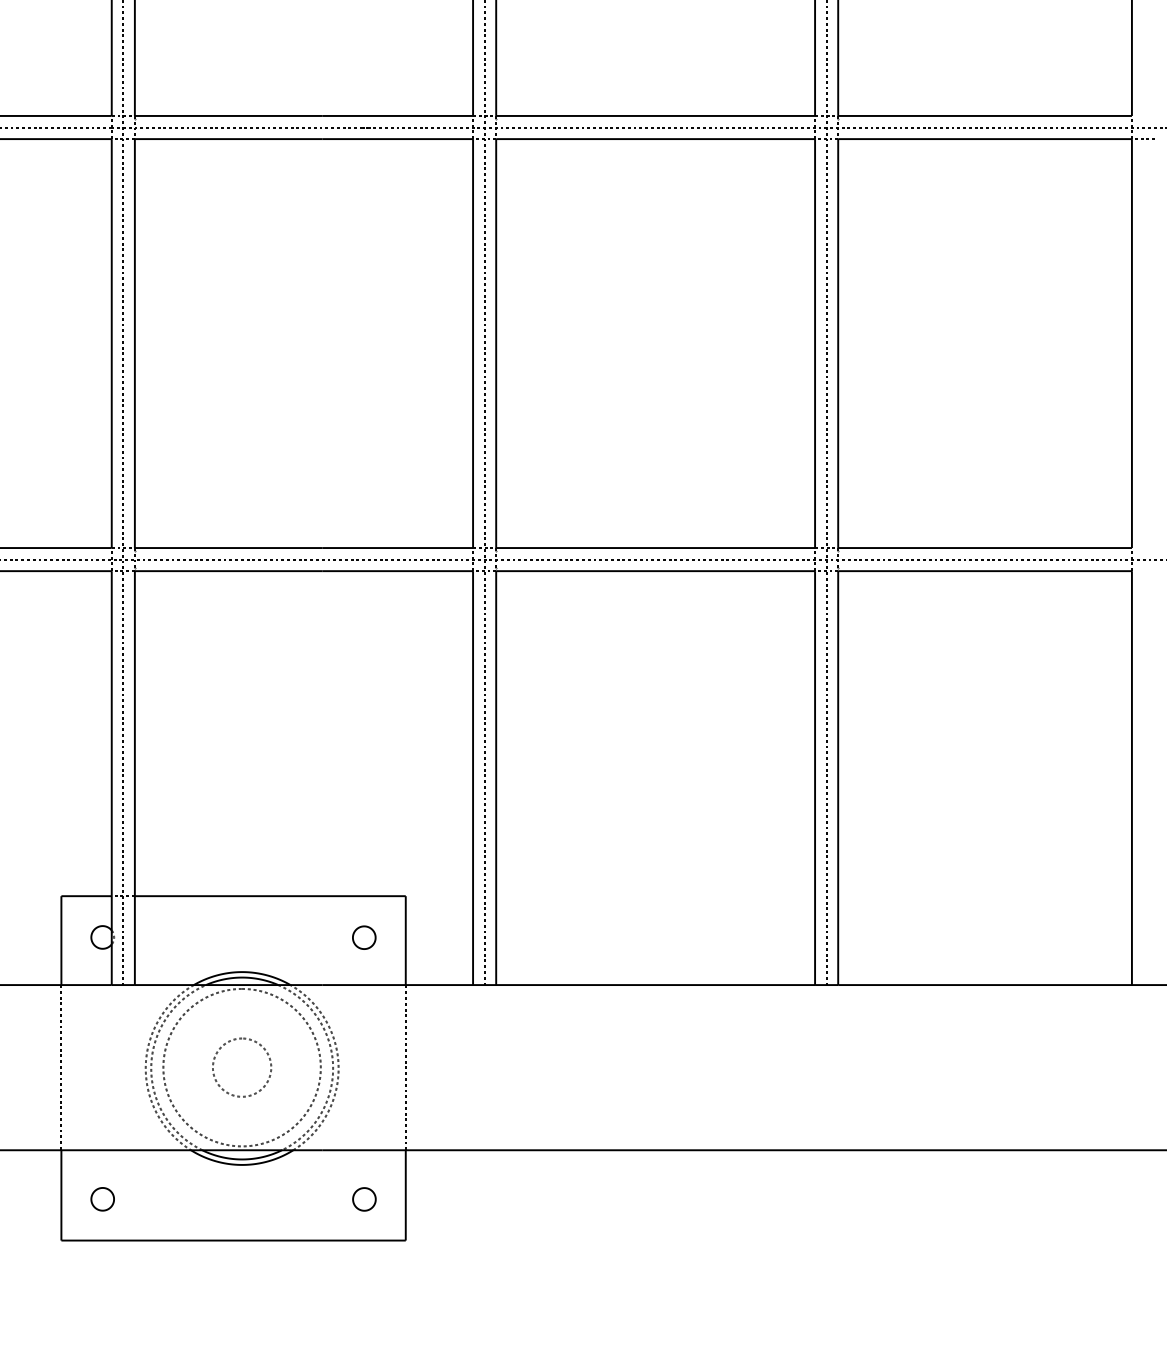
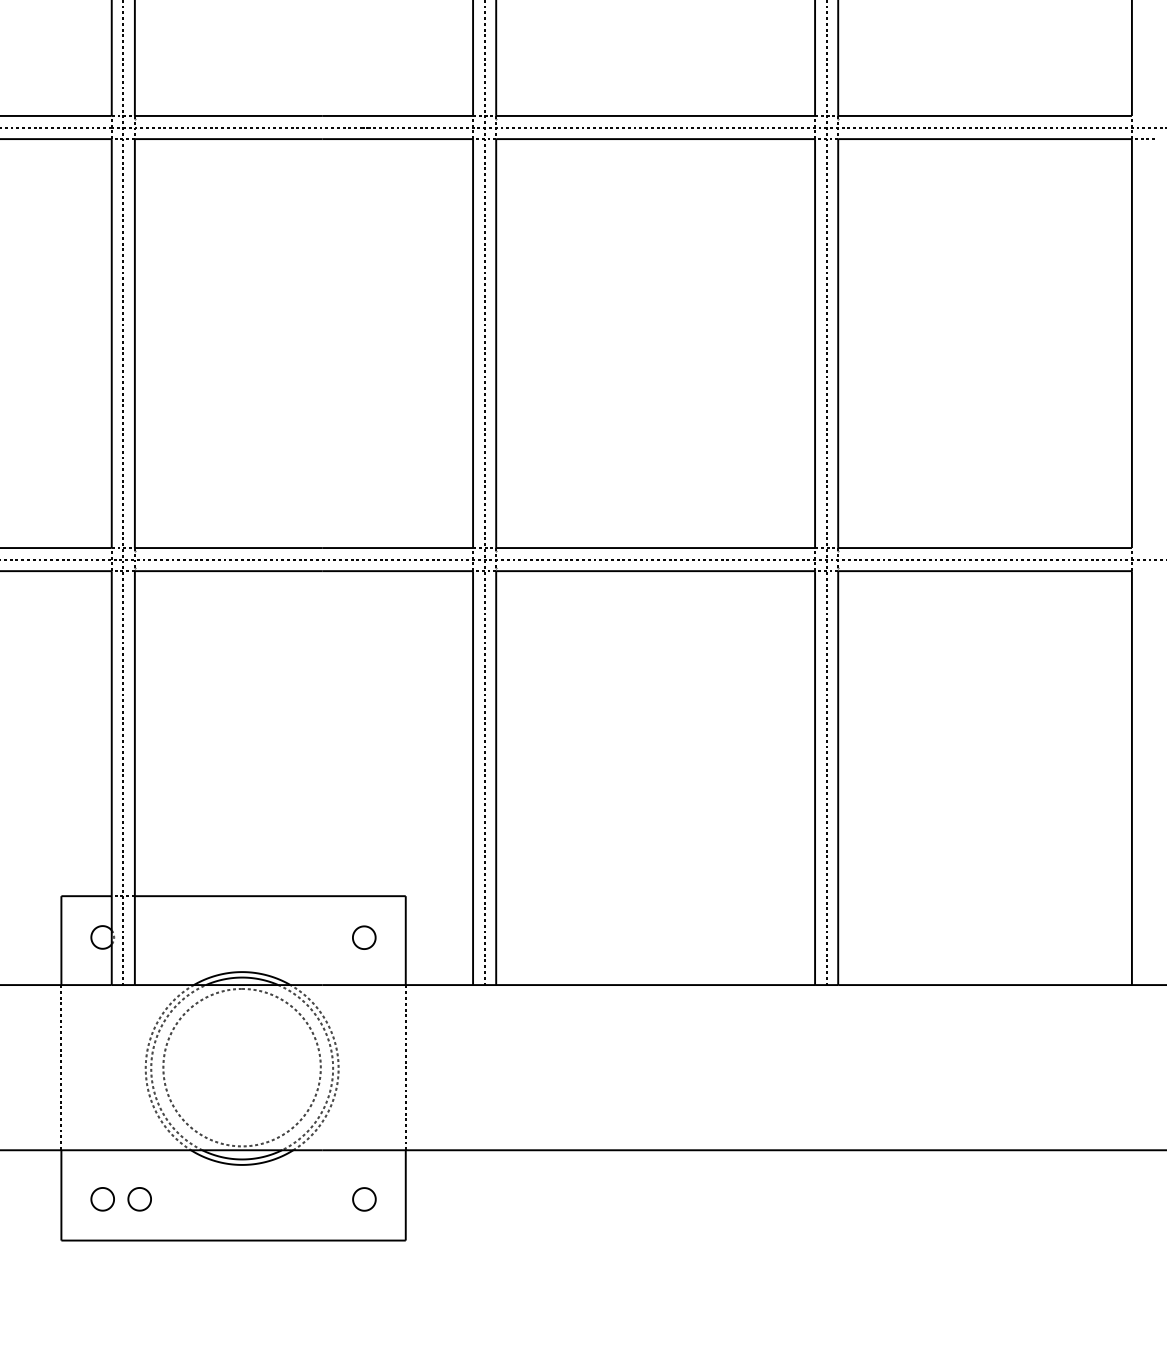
part: present -> none (268, 1058)
part: none -> present (139, 1199)
